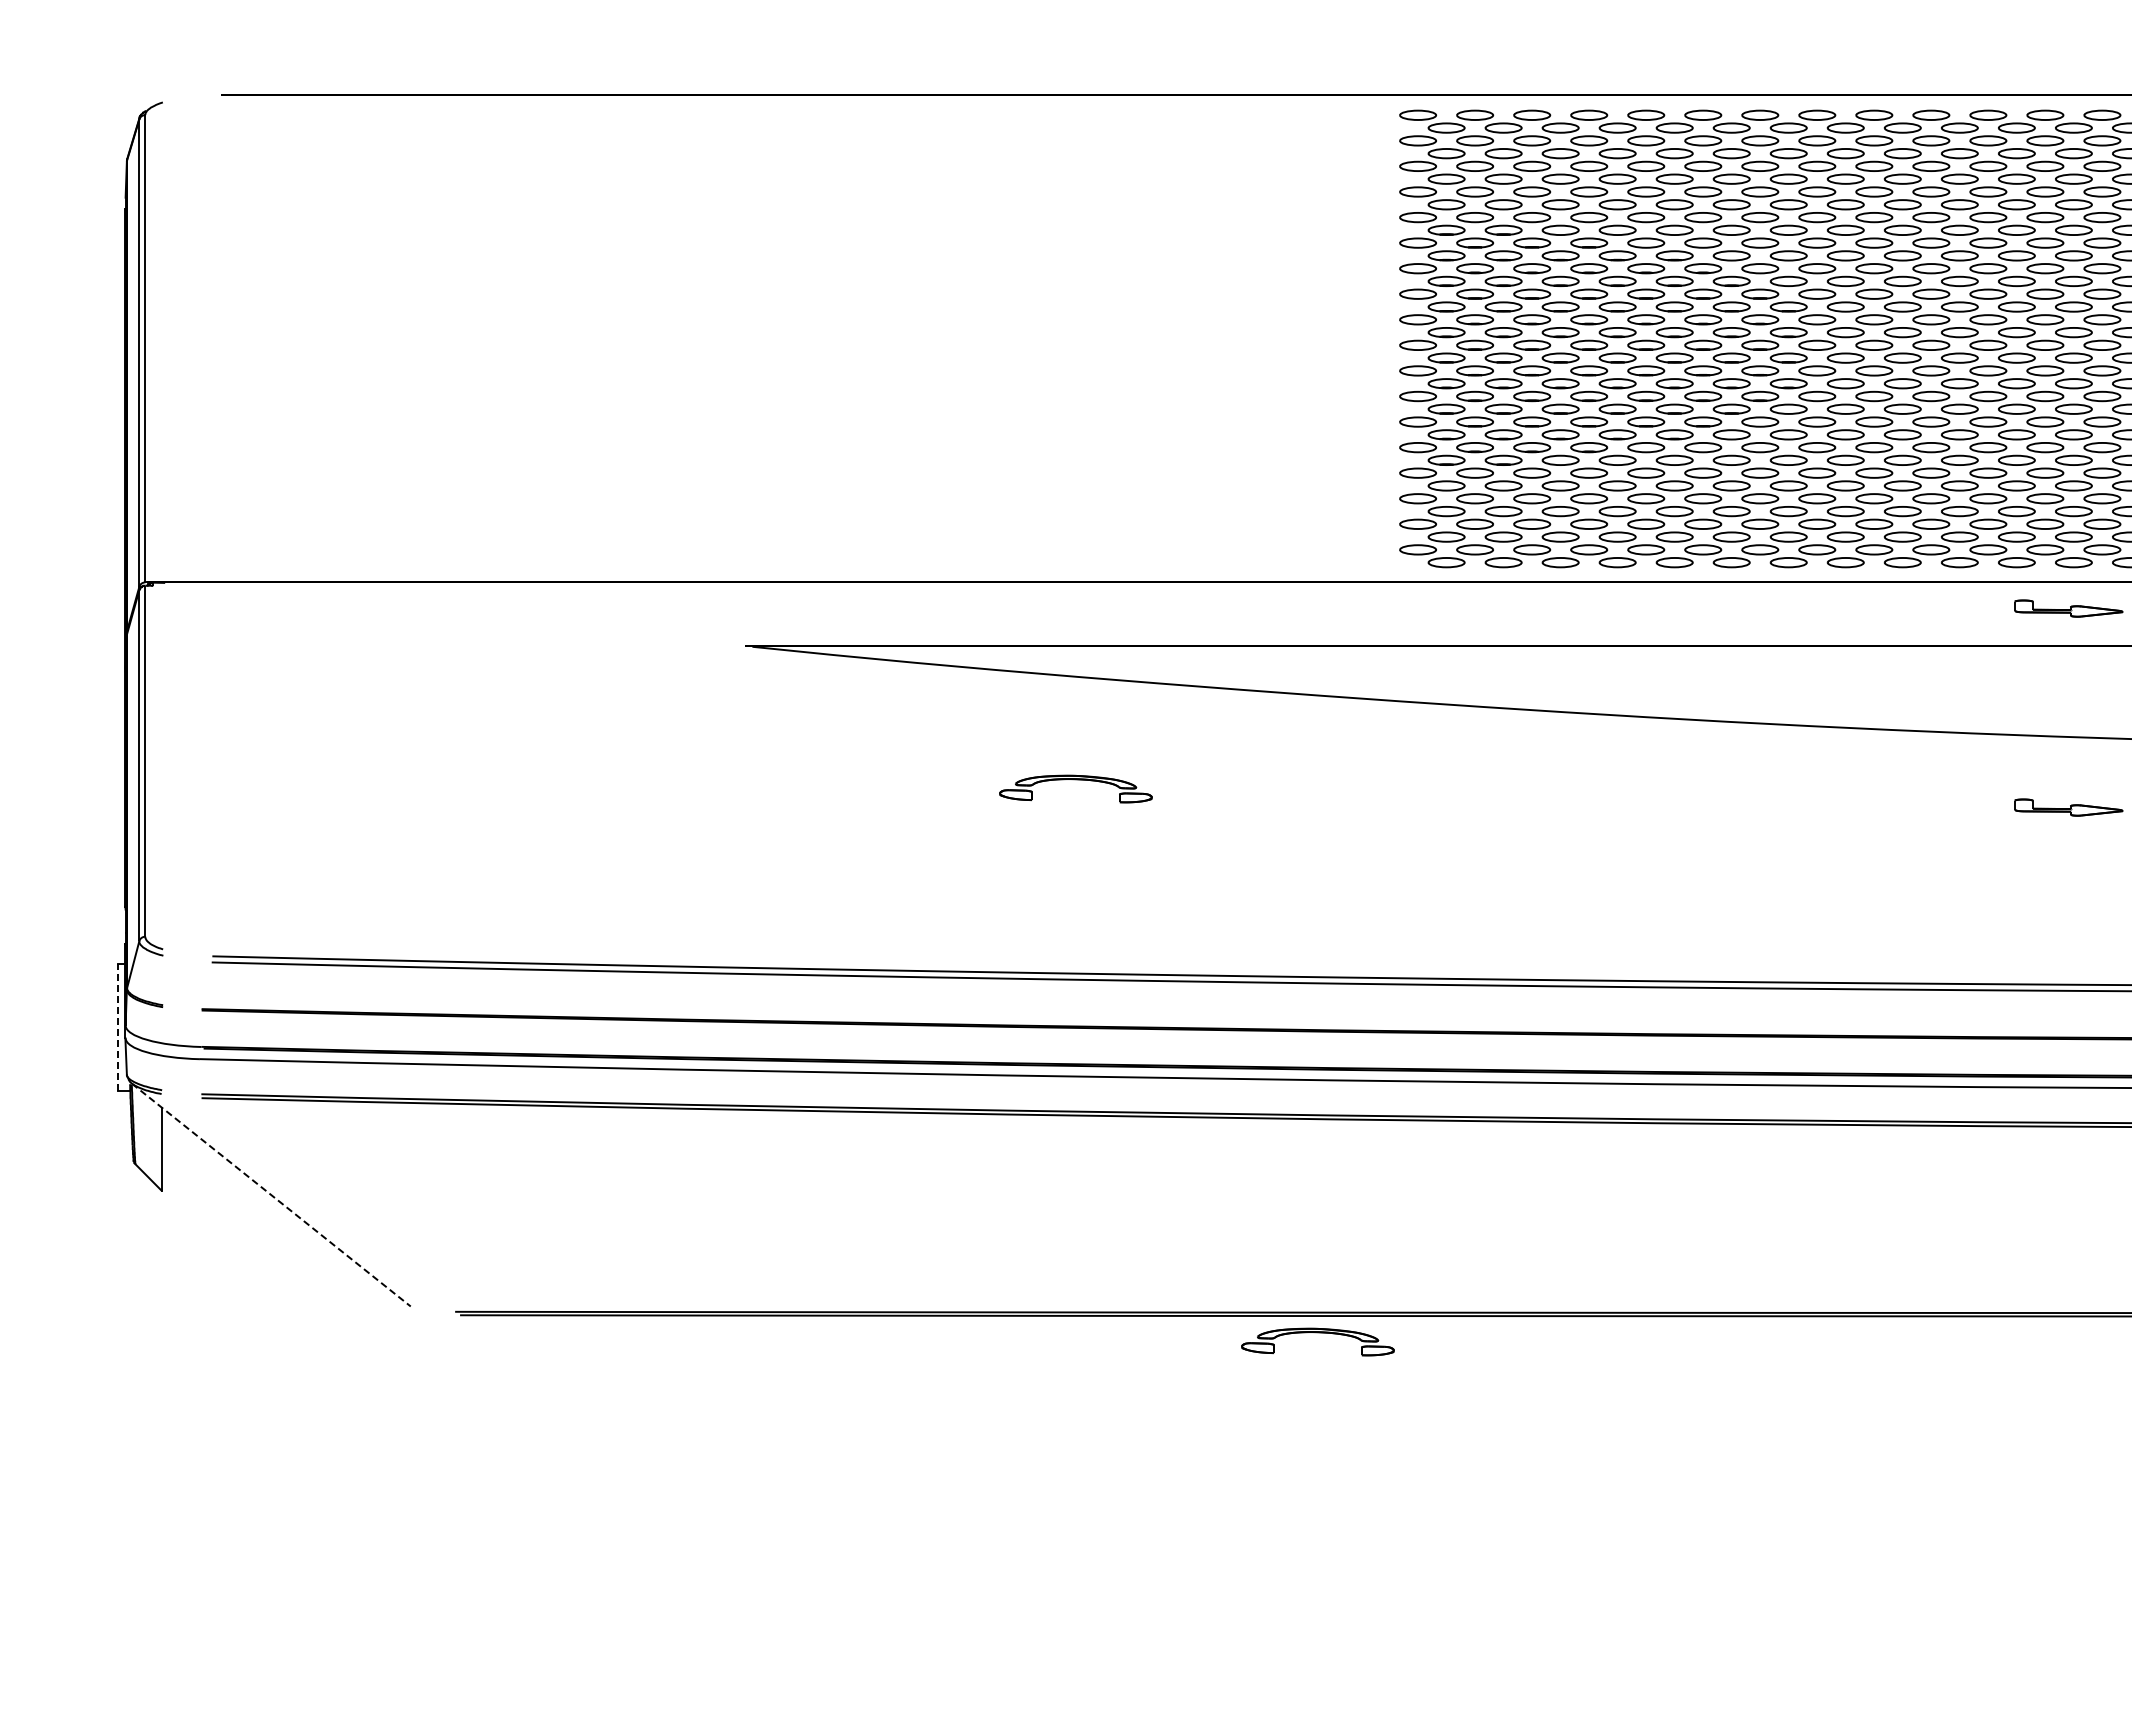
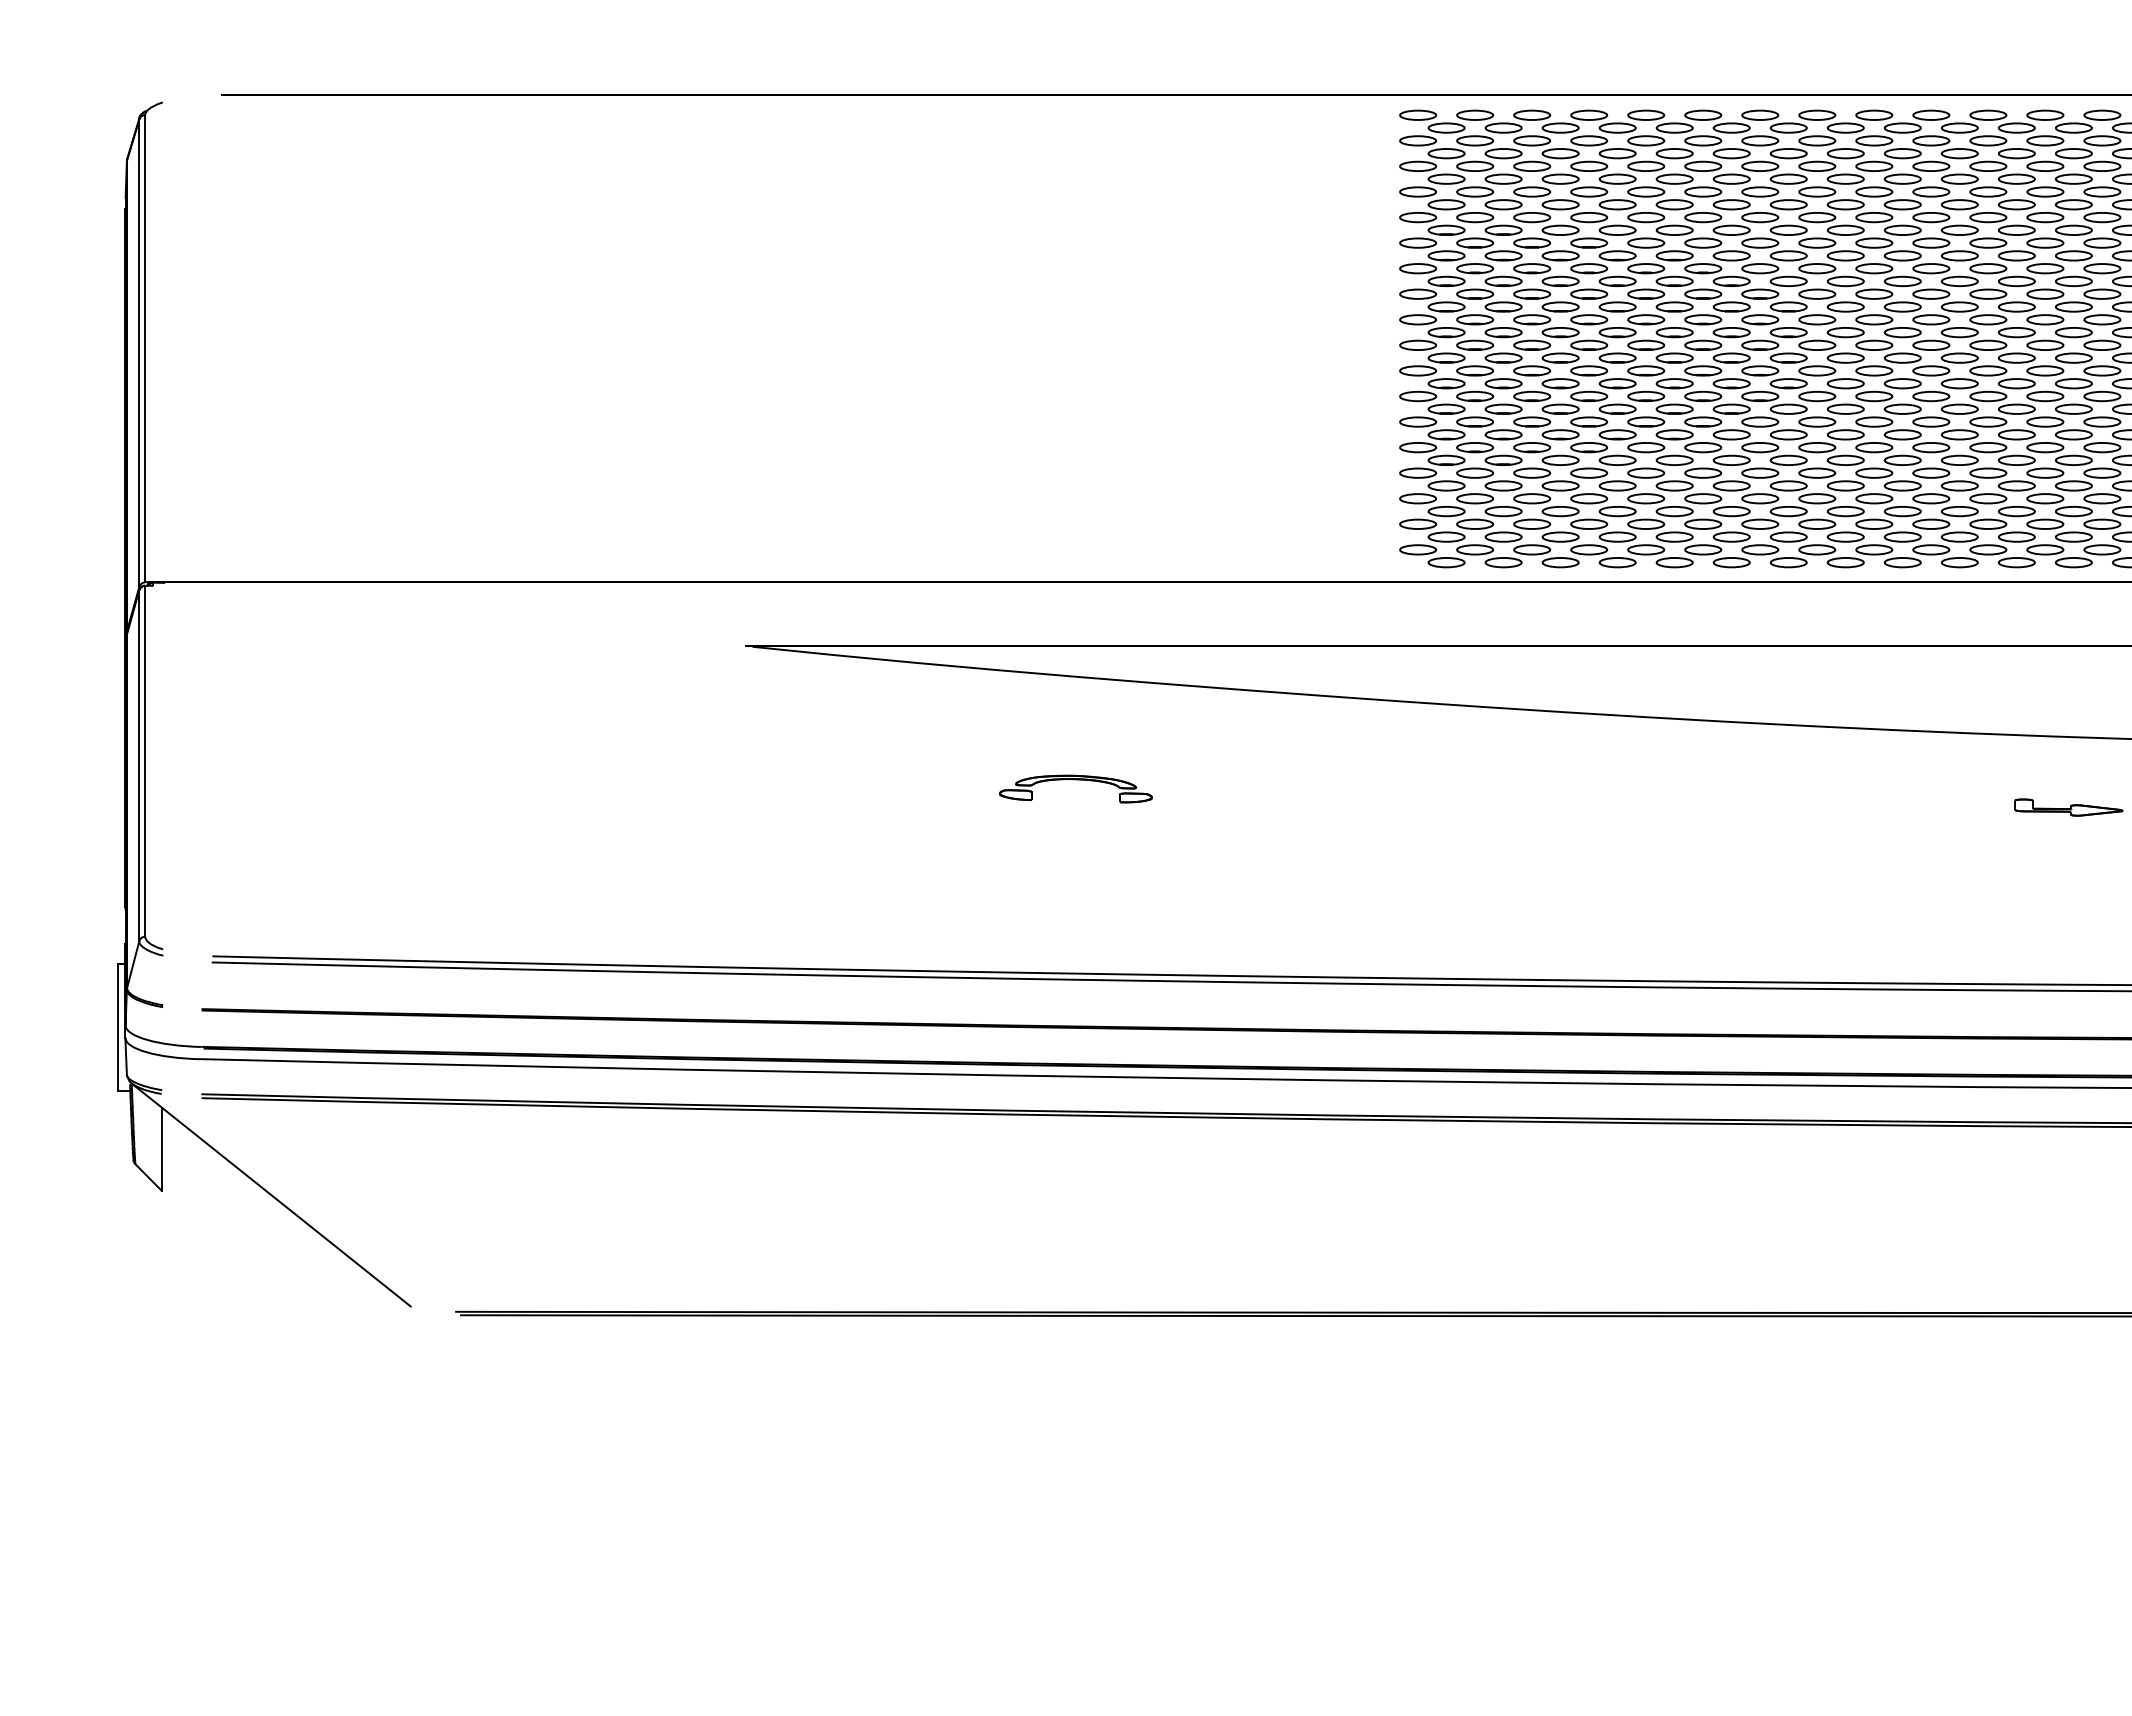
part: present -> none (2068, 608)
line: dashed -> solid (118, 1027)
line: dashed -> solid (271, 1195)
part: present -> none (1317, 1333)
